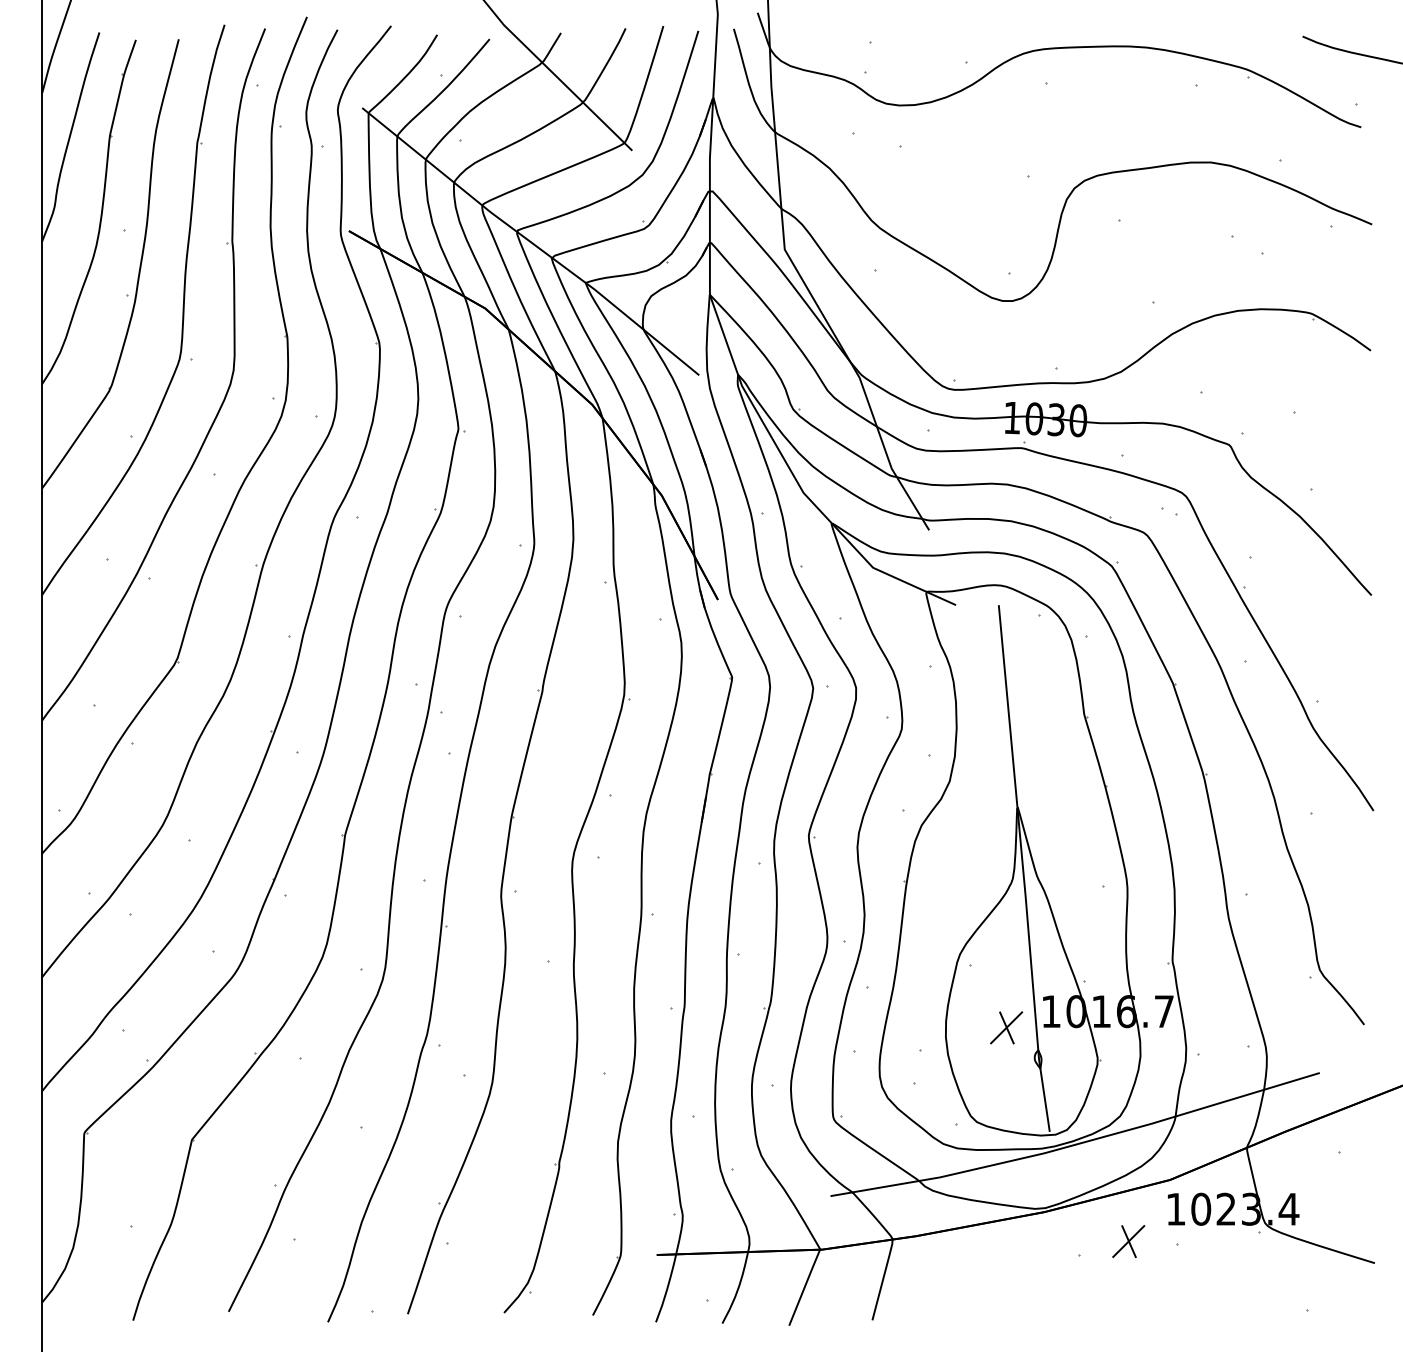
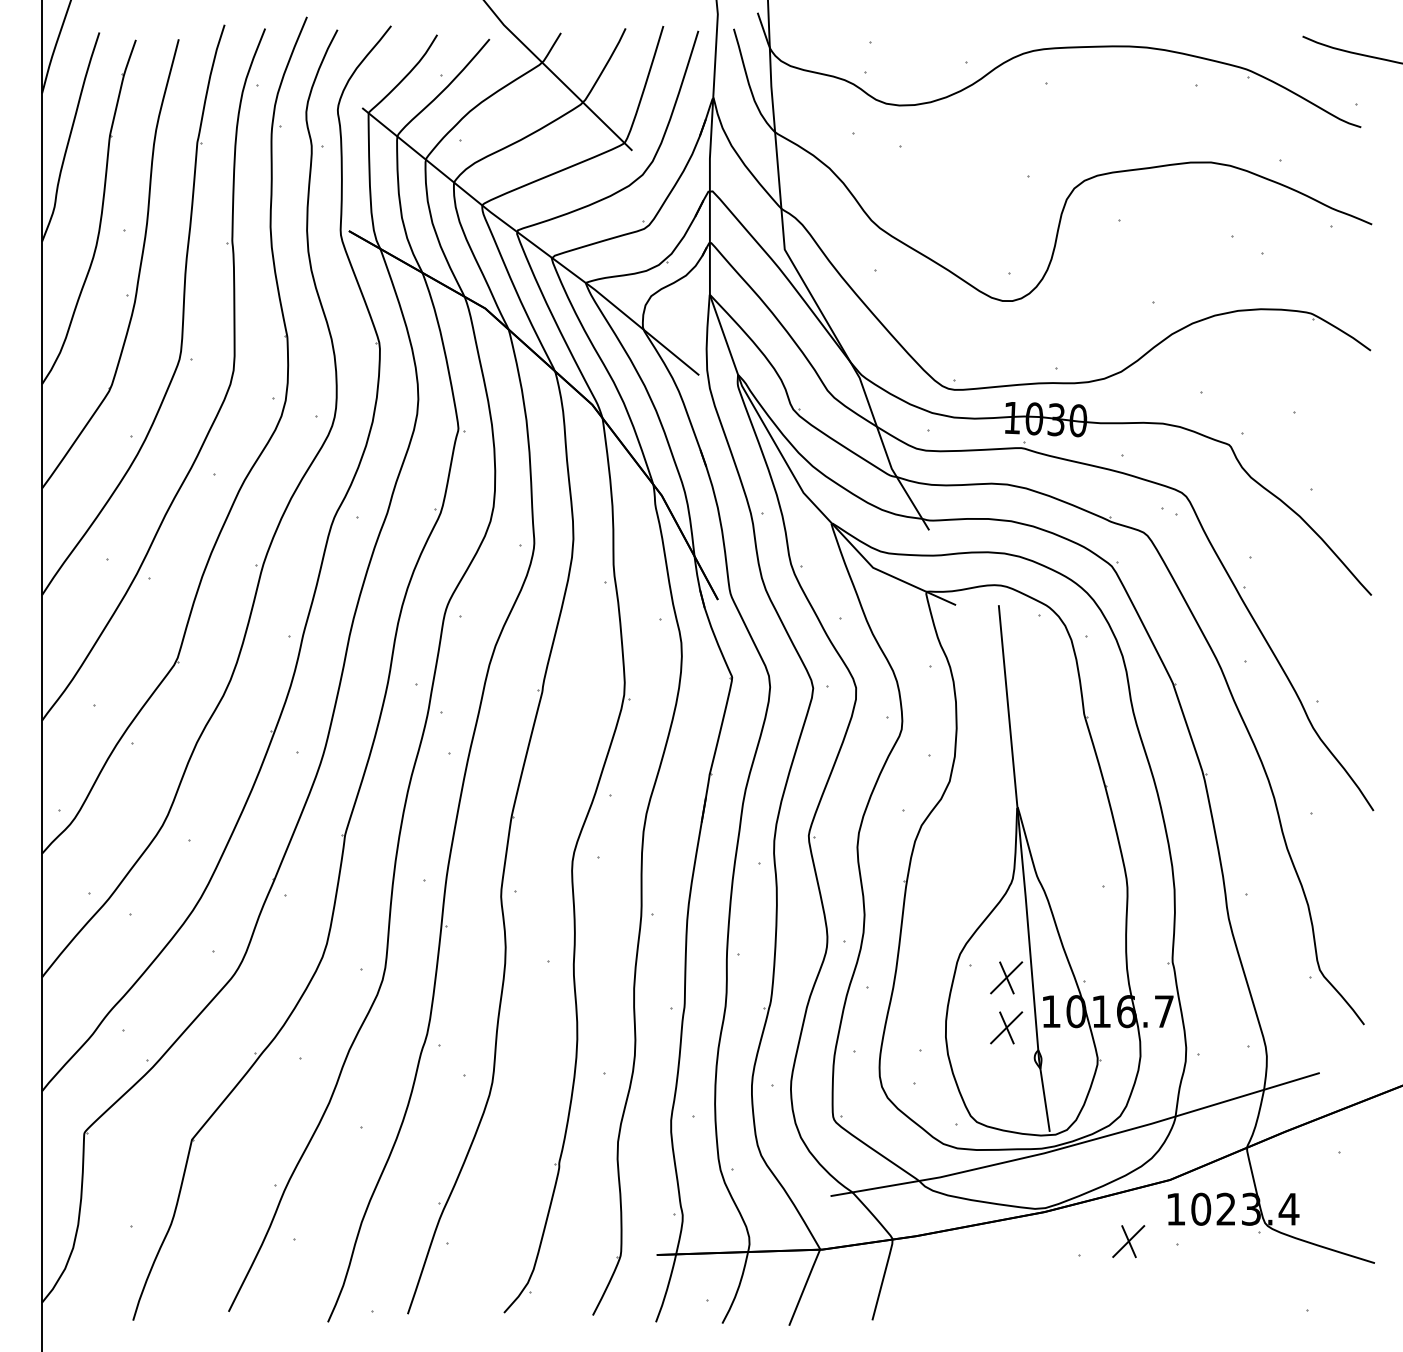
part: none -> present (1006, 977)
